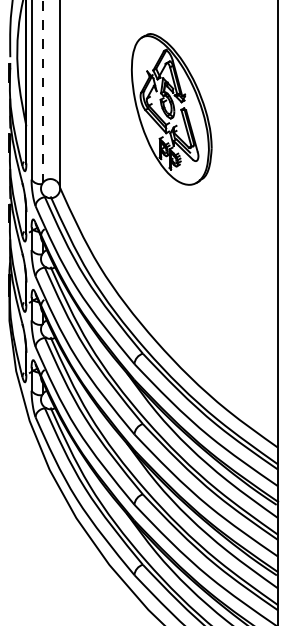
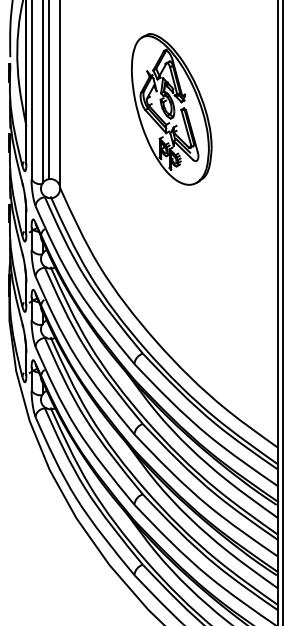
line: none -> present (48, 90)
line: dashed -> solid (42, 91)
line: none -> present (283, 312)
